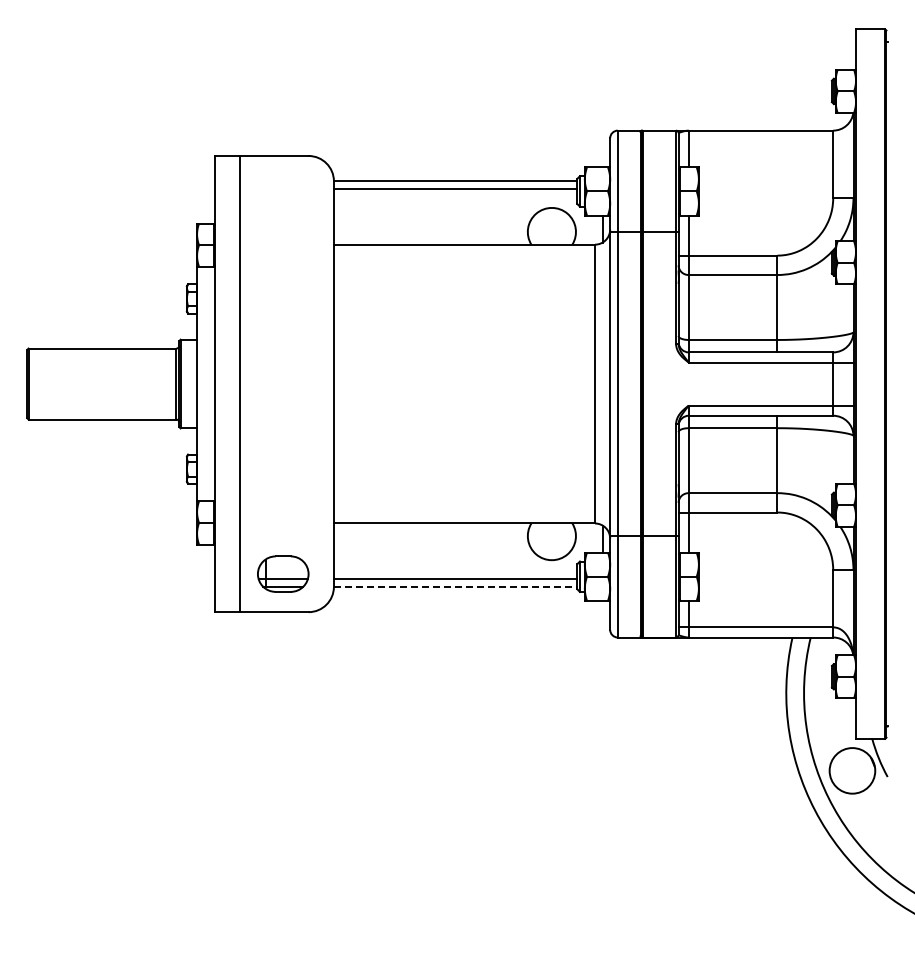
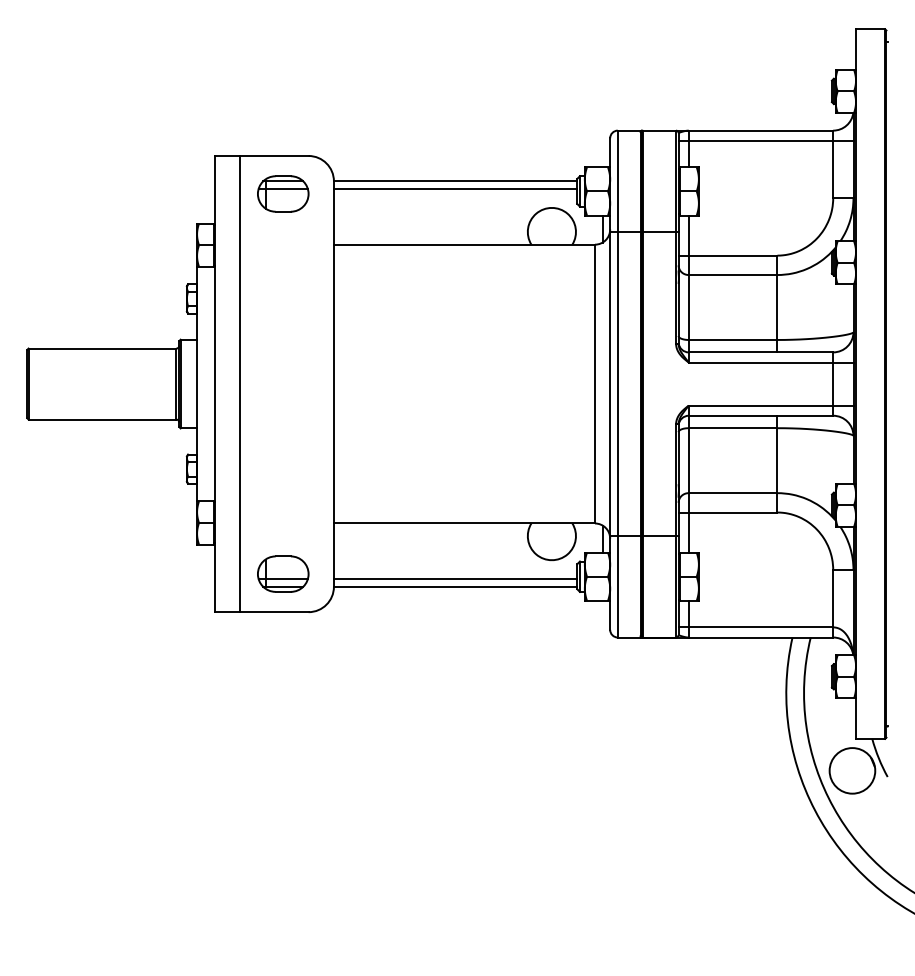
line: none -> present (765, 140)
part: none -> present (283, 193)
line: dashed -> solid (455, 586)
